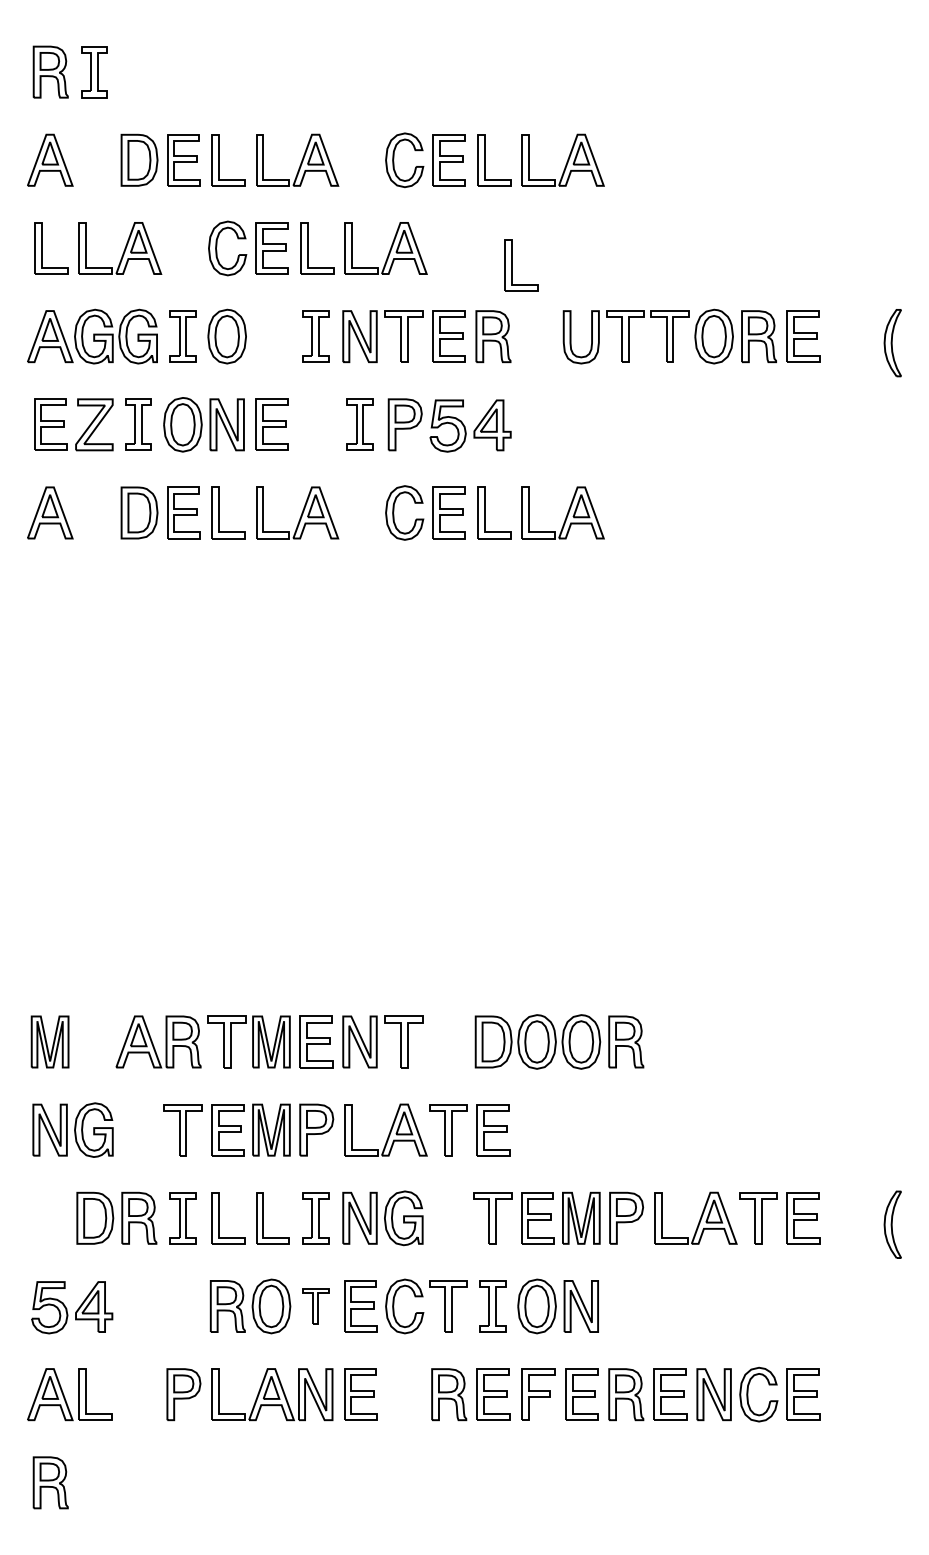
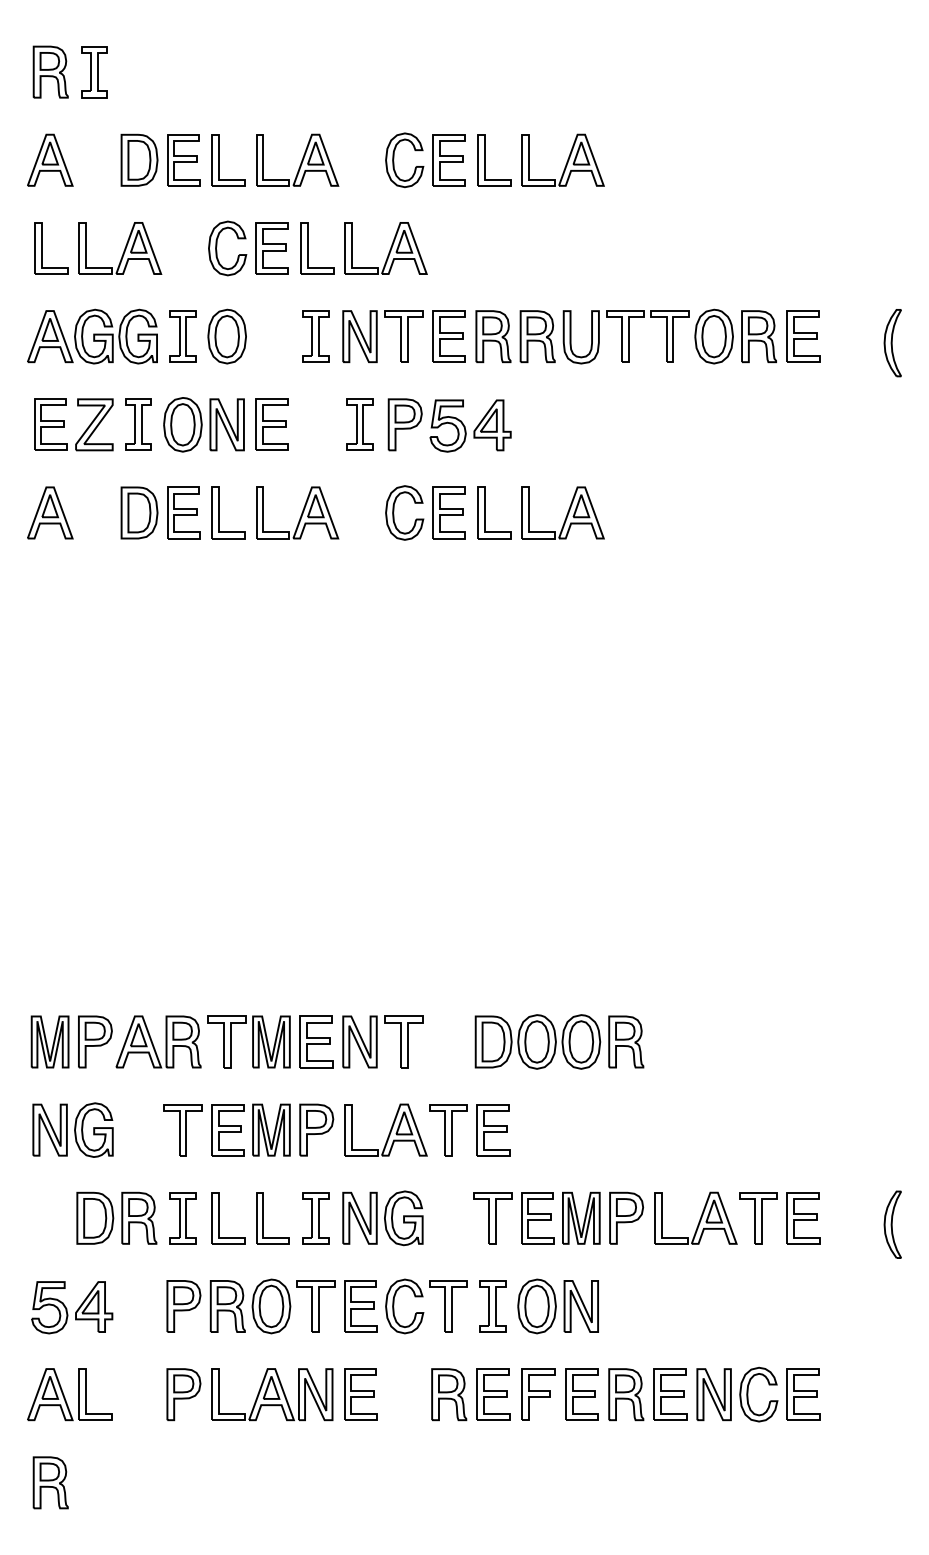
part: present -> none (512, 265)
part: none -> present (537, 336)
part: none -> present (95, 1041)
part: none -> present (183, 1306)
part size: 28x37 px -> 40x53 px (315, 1306)
